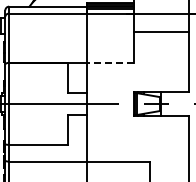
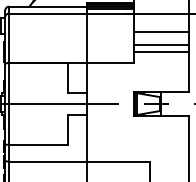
line: none -> present (160, 44)
line: none -> present (160, 52)
line: dashed -> solid (110, 62)
